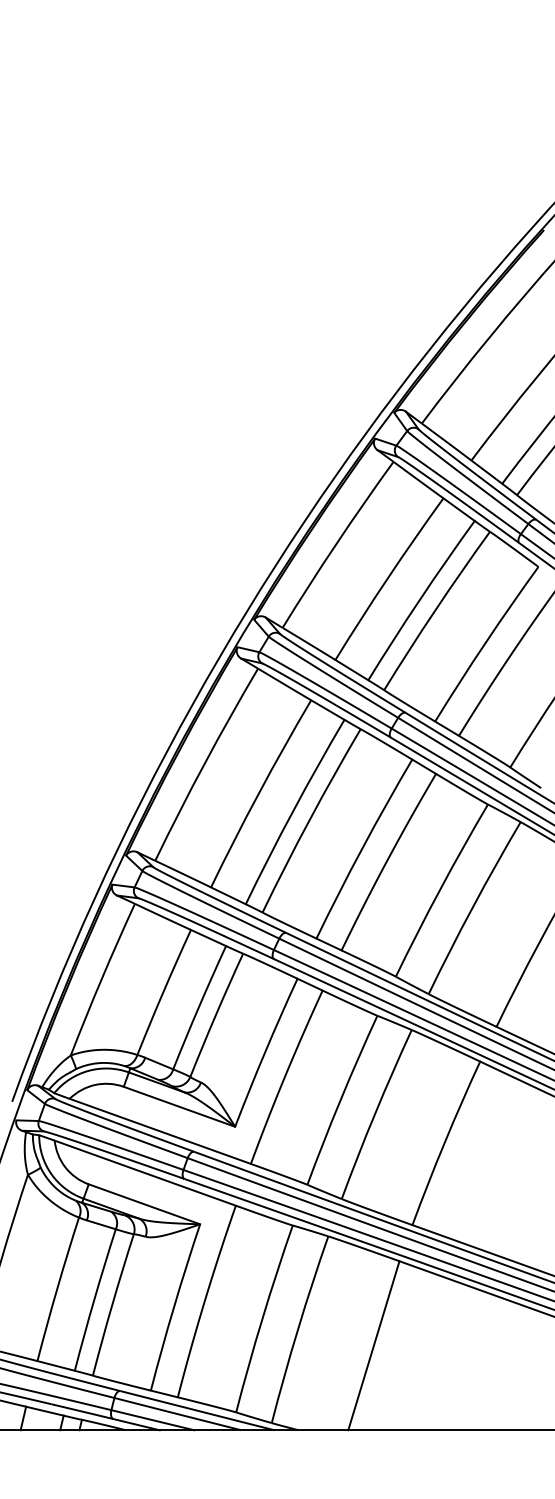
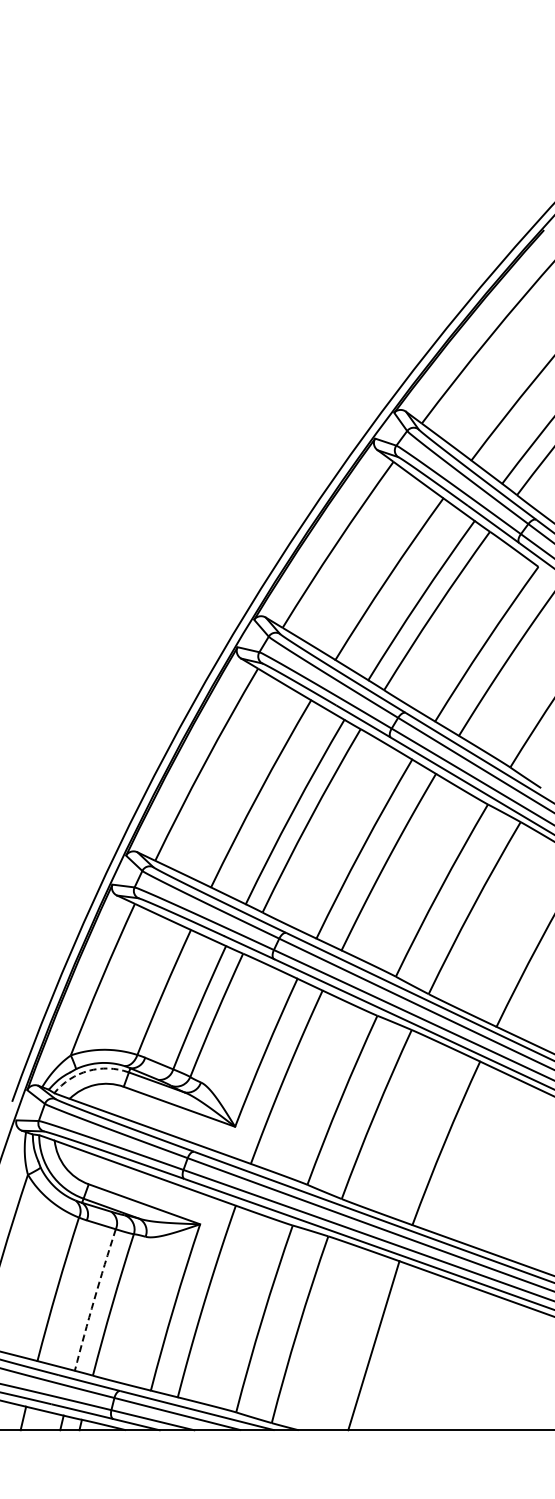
arc: solid -> dashed (88, 1070)
arc: solid -> dashed (94, 1299)
